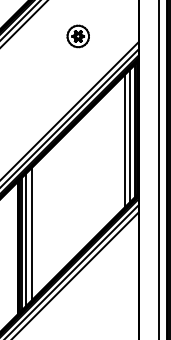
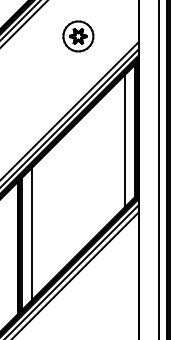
part size: 24x25 px -> 33x33 px (78, 36)
line: present -> none (130, 135)
line: present -> none (26, 239)
